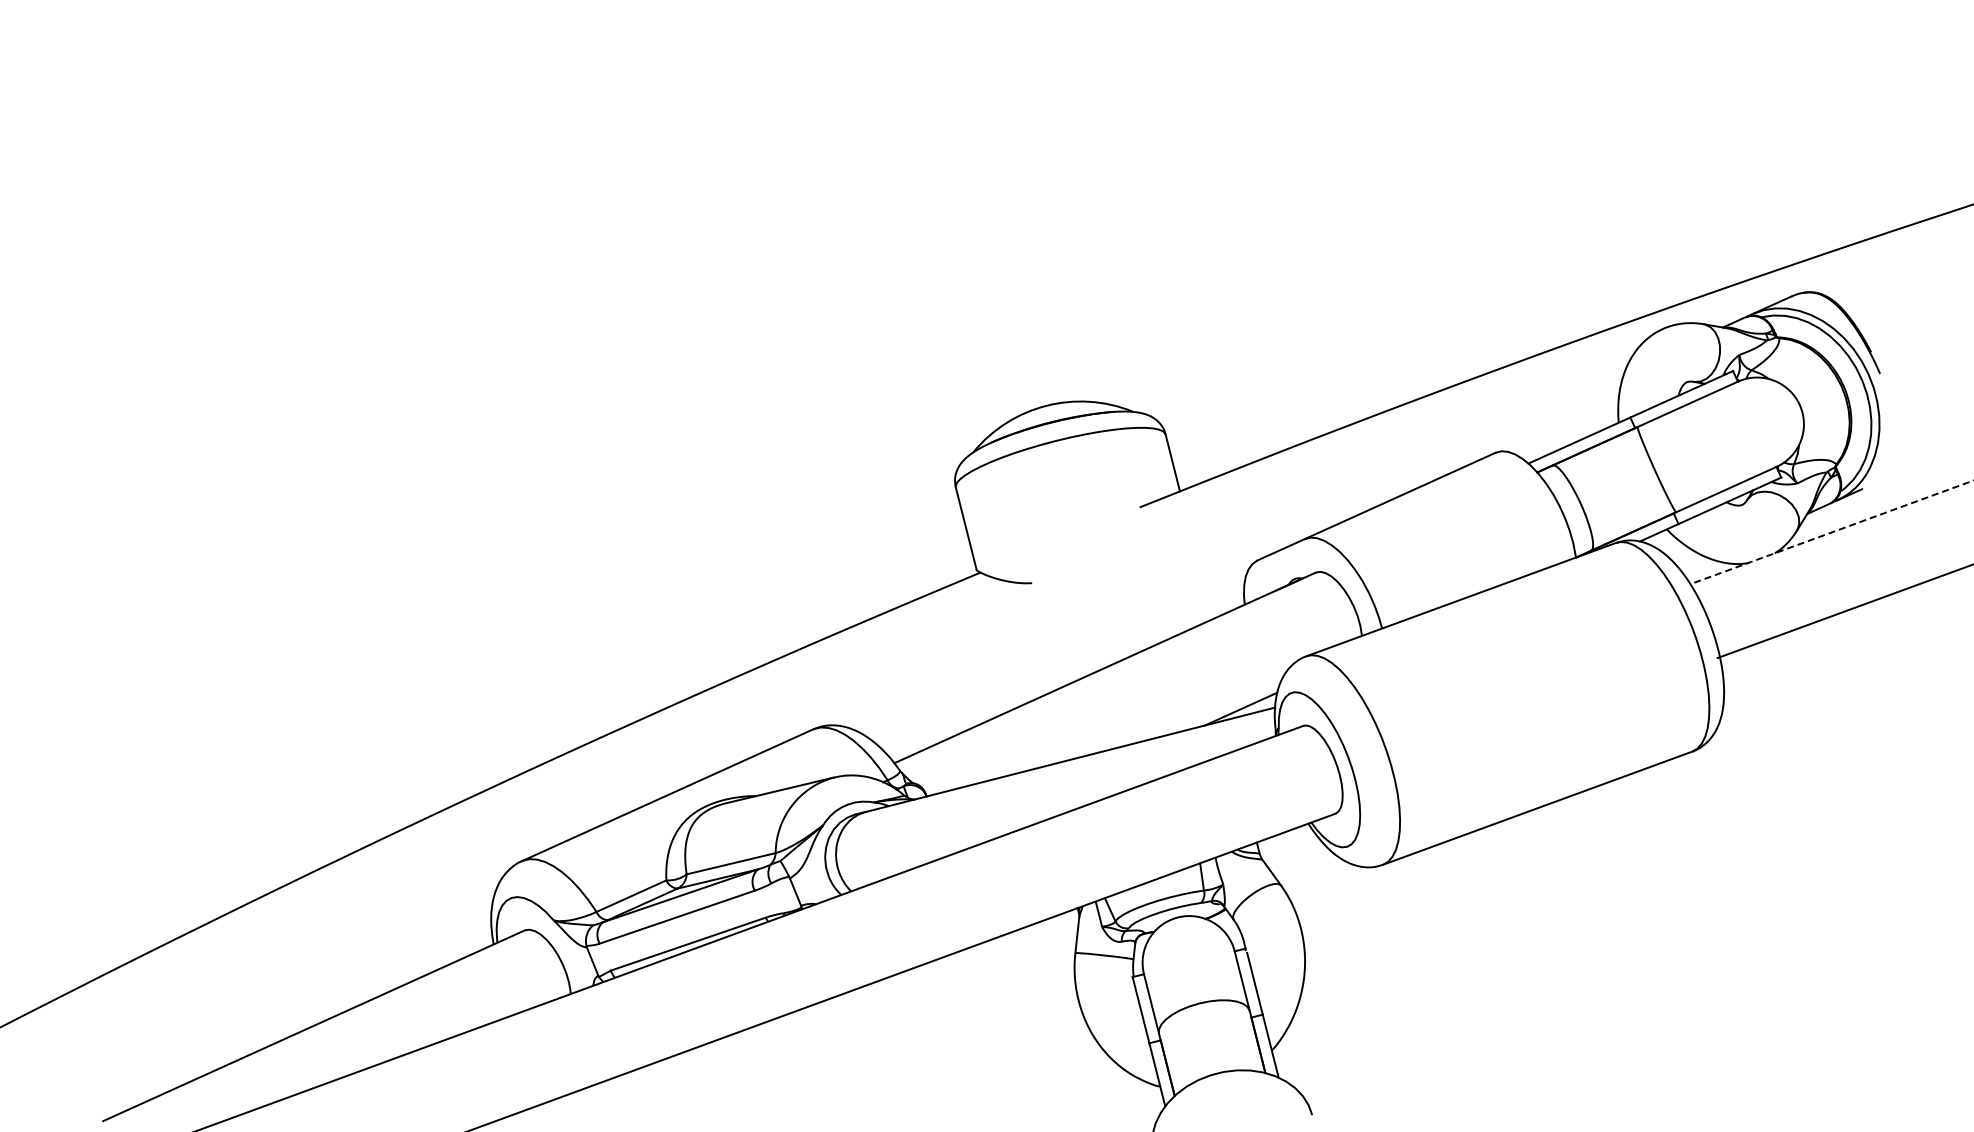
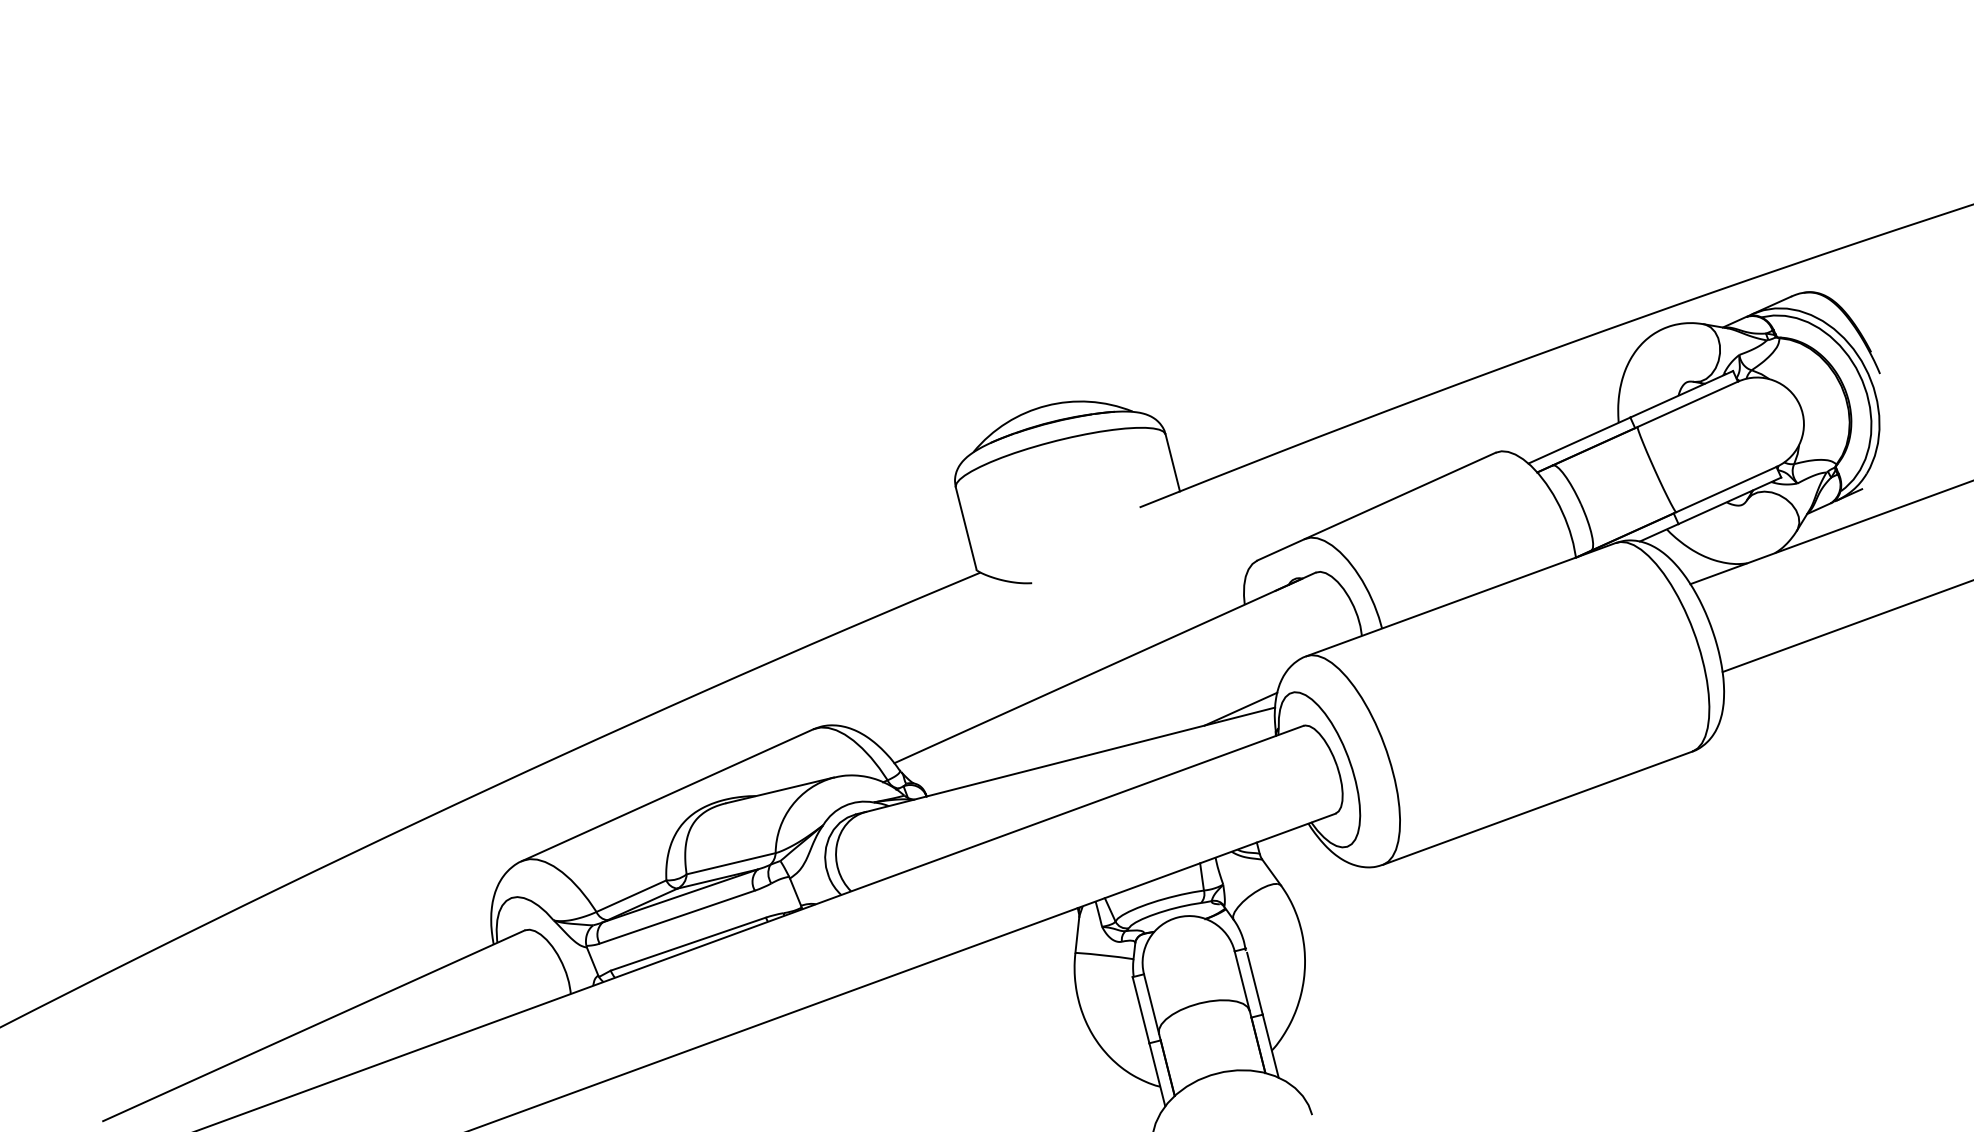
line: dashed -> solid (1832, 532)
line position: (1843, 611) -> (1846, 626) (1846, 626)
